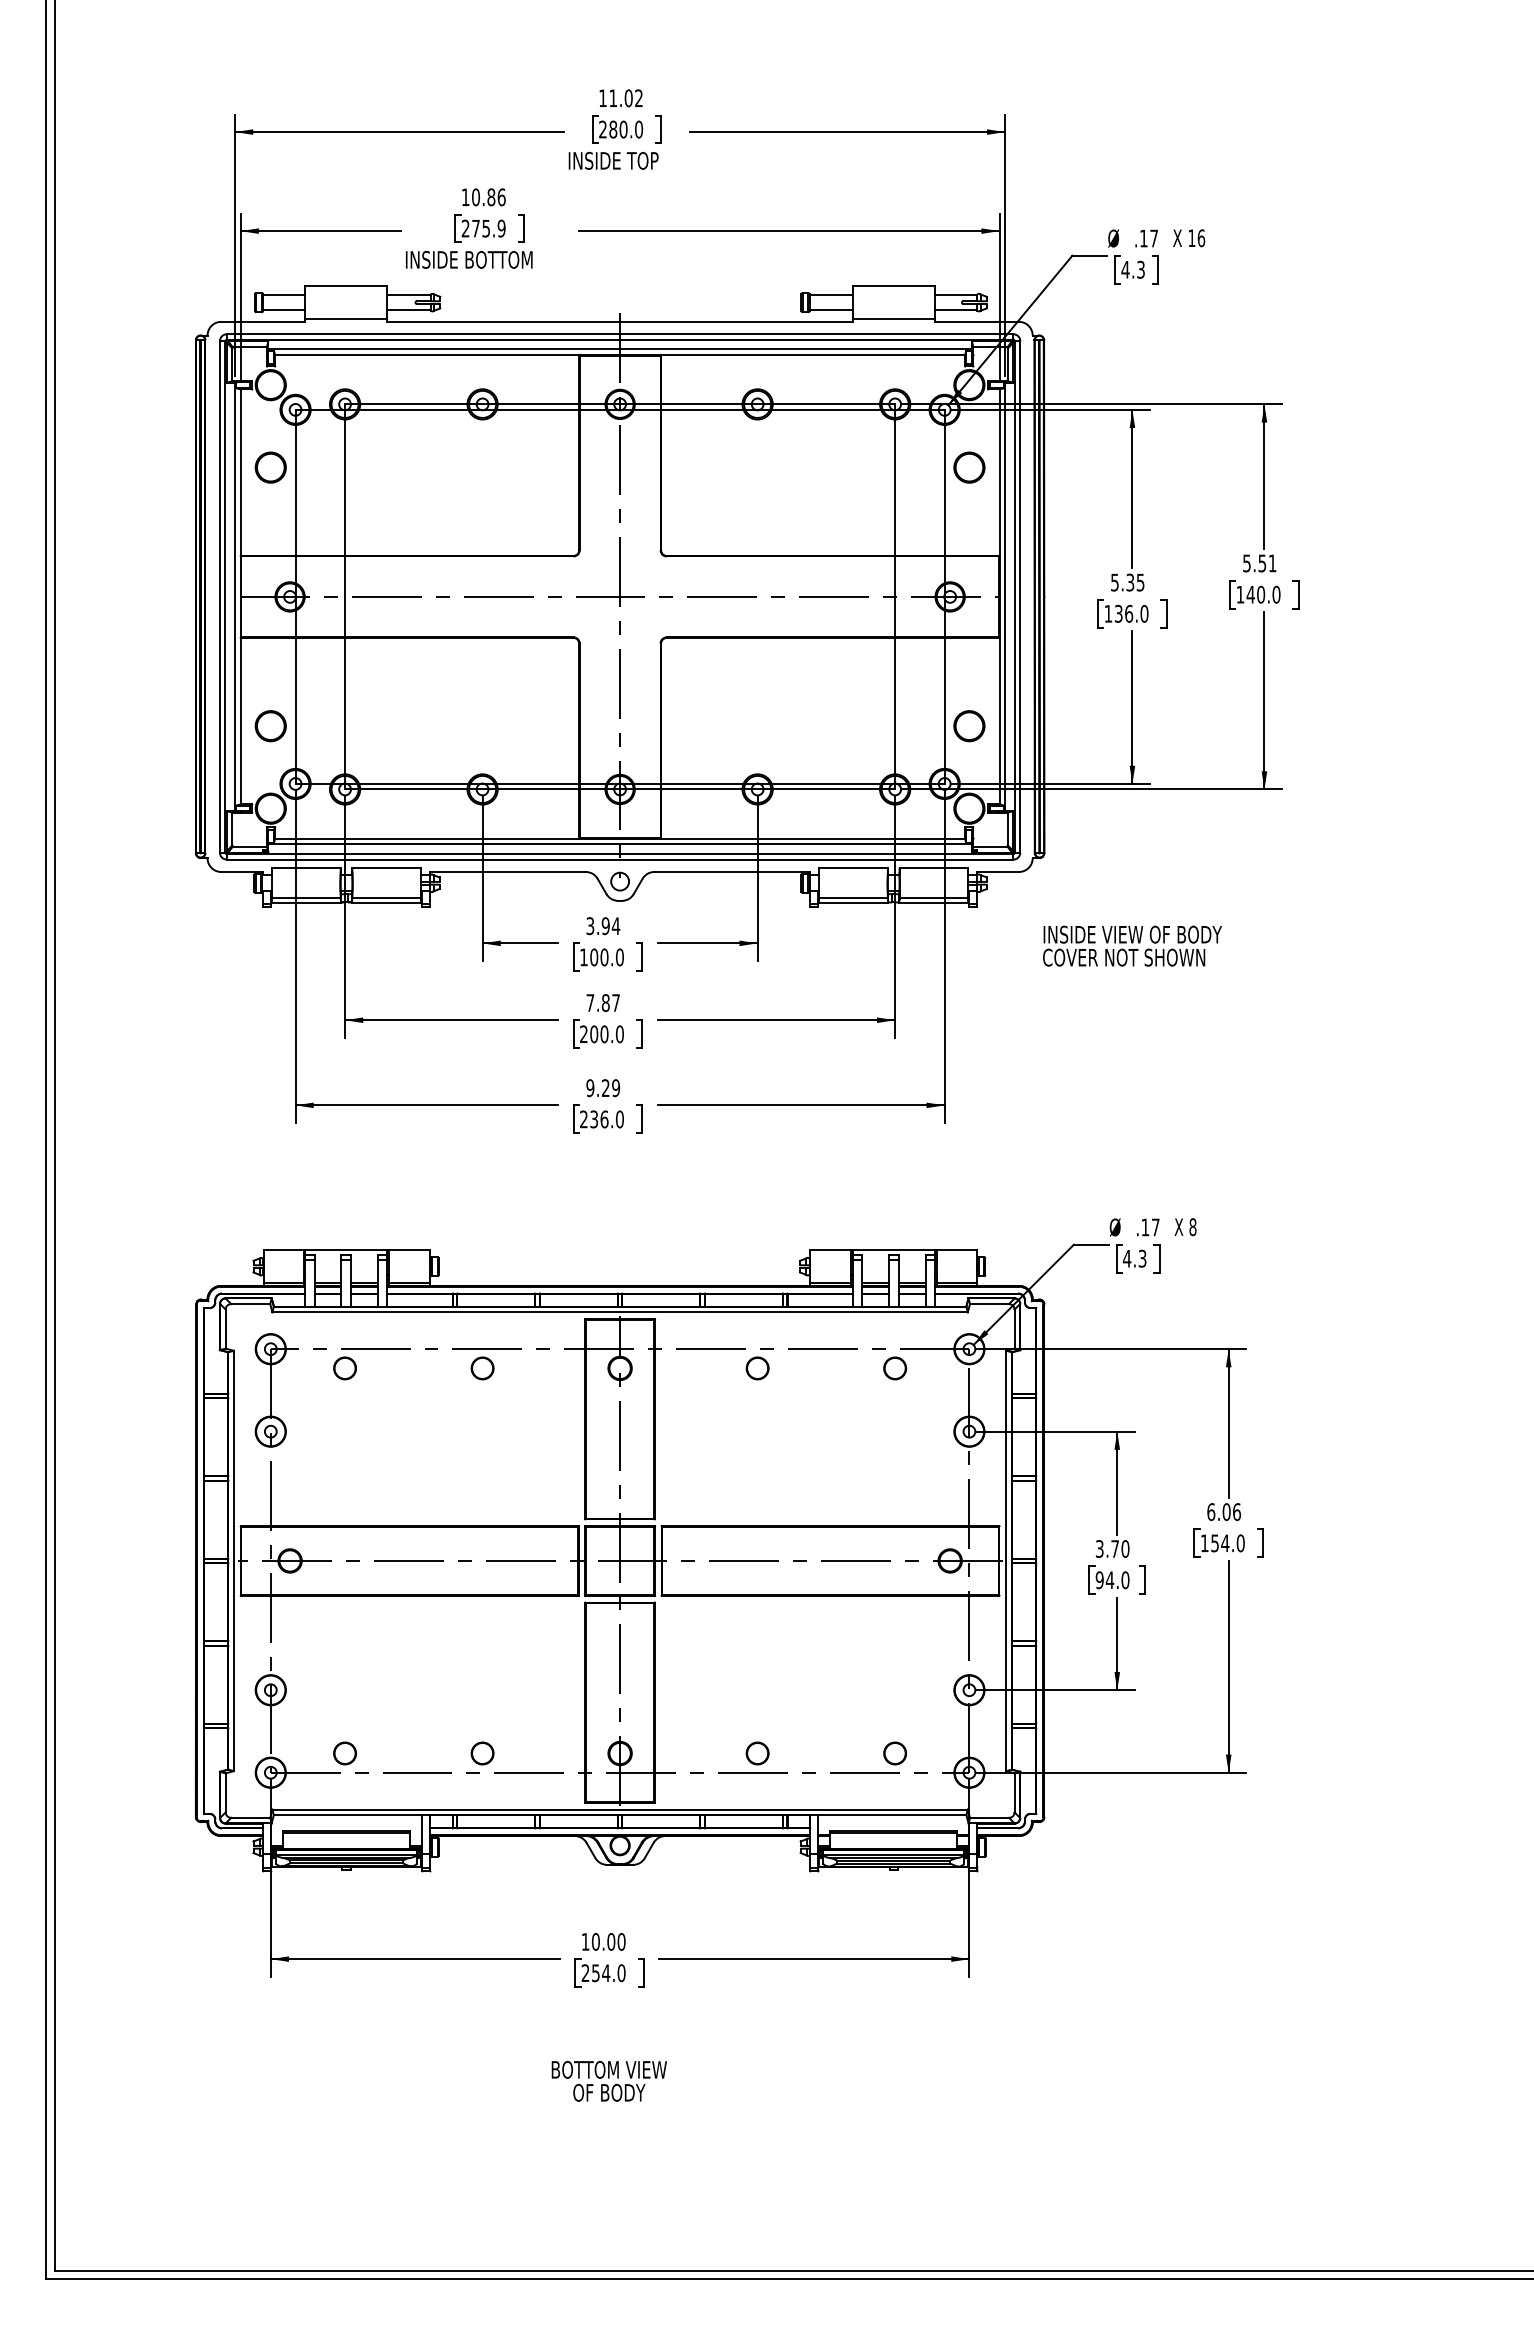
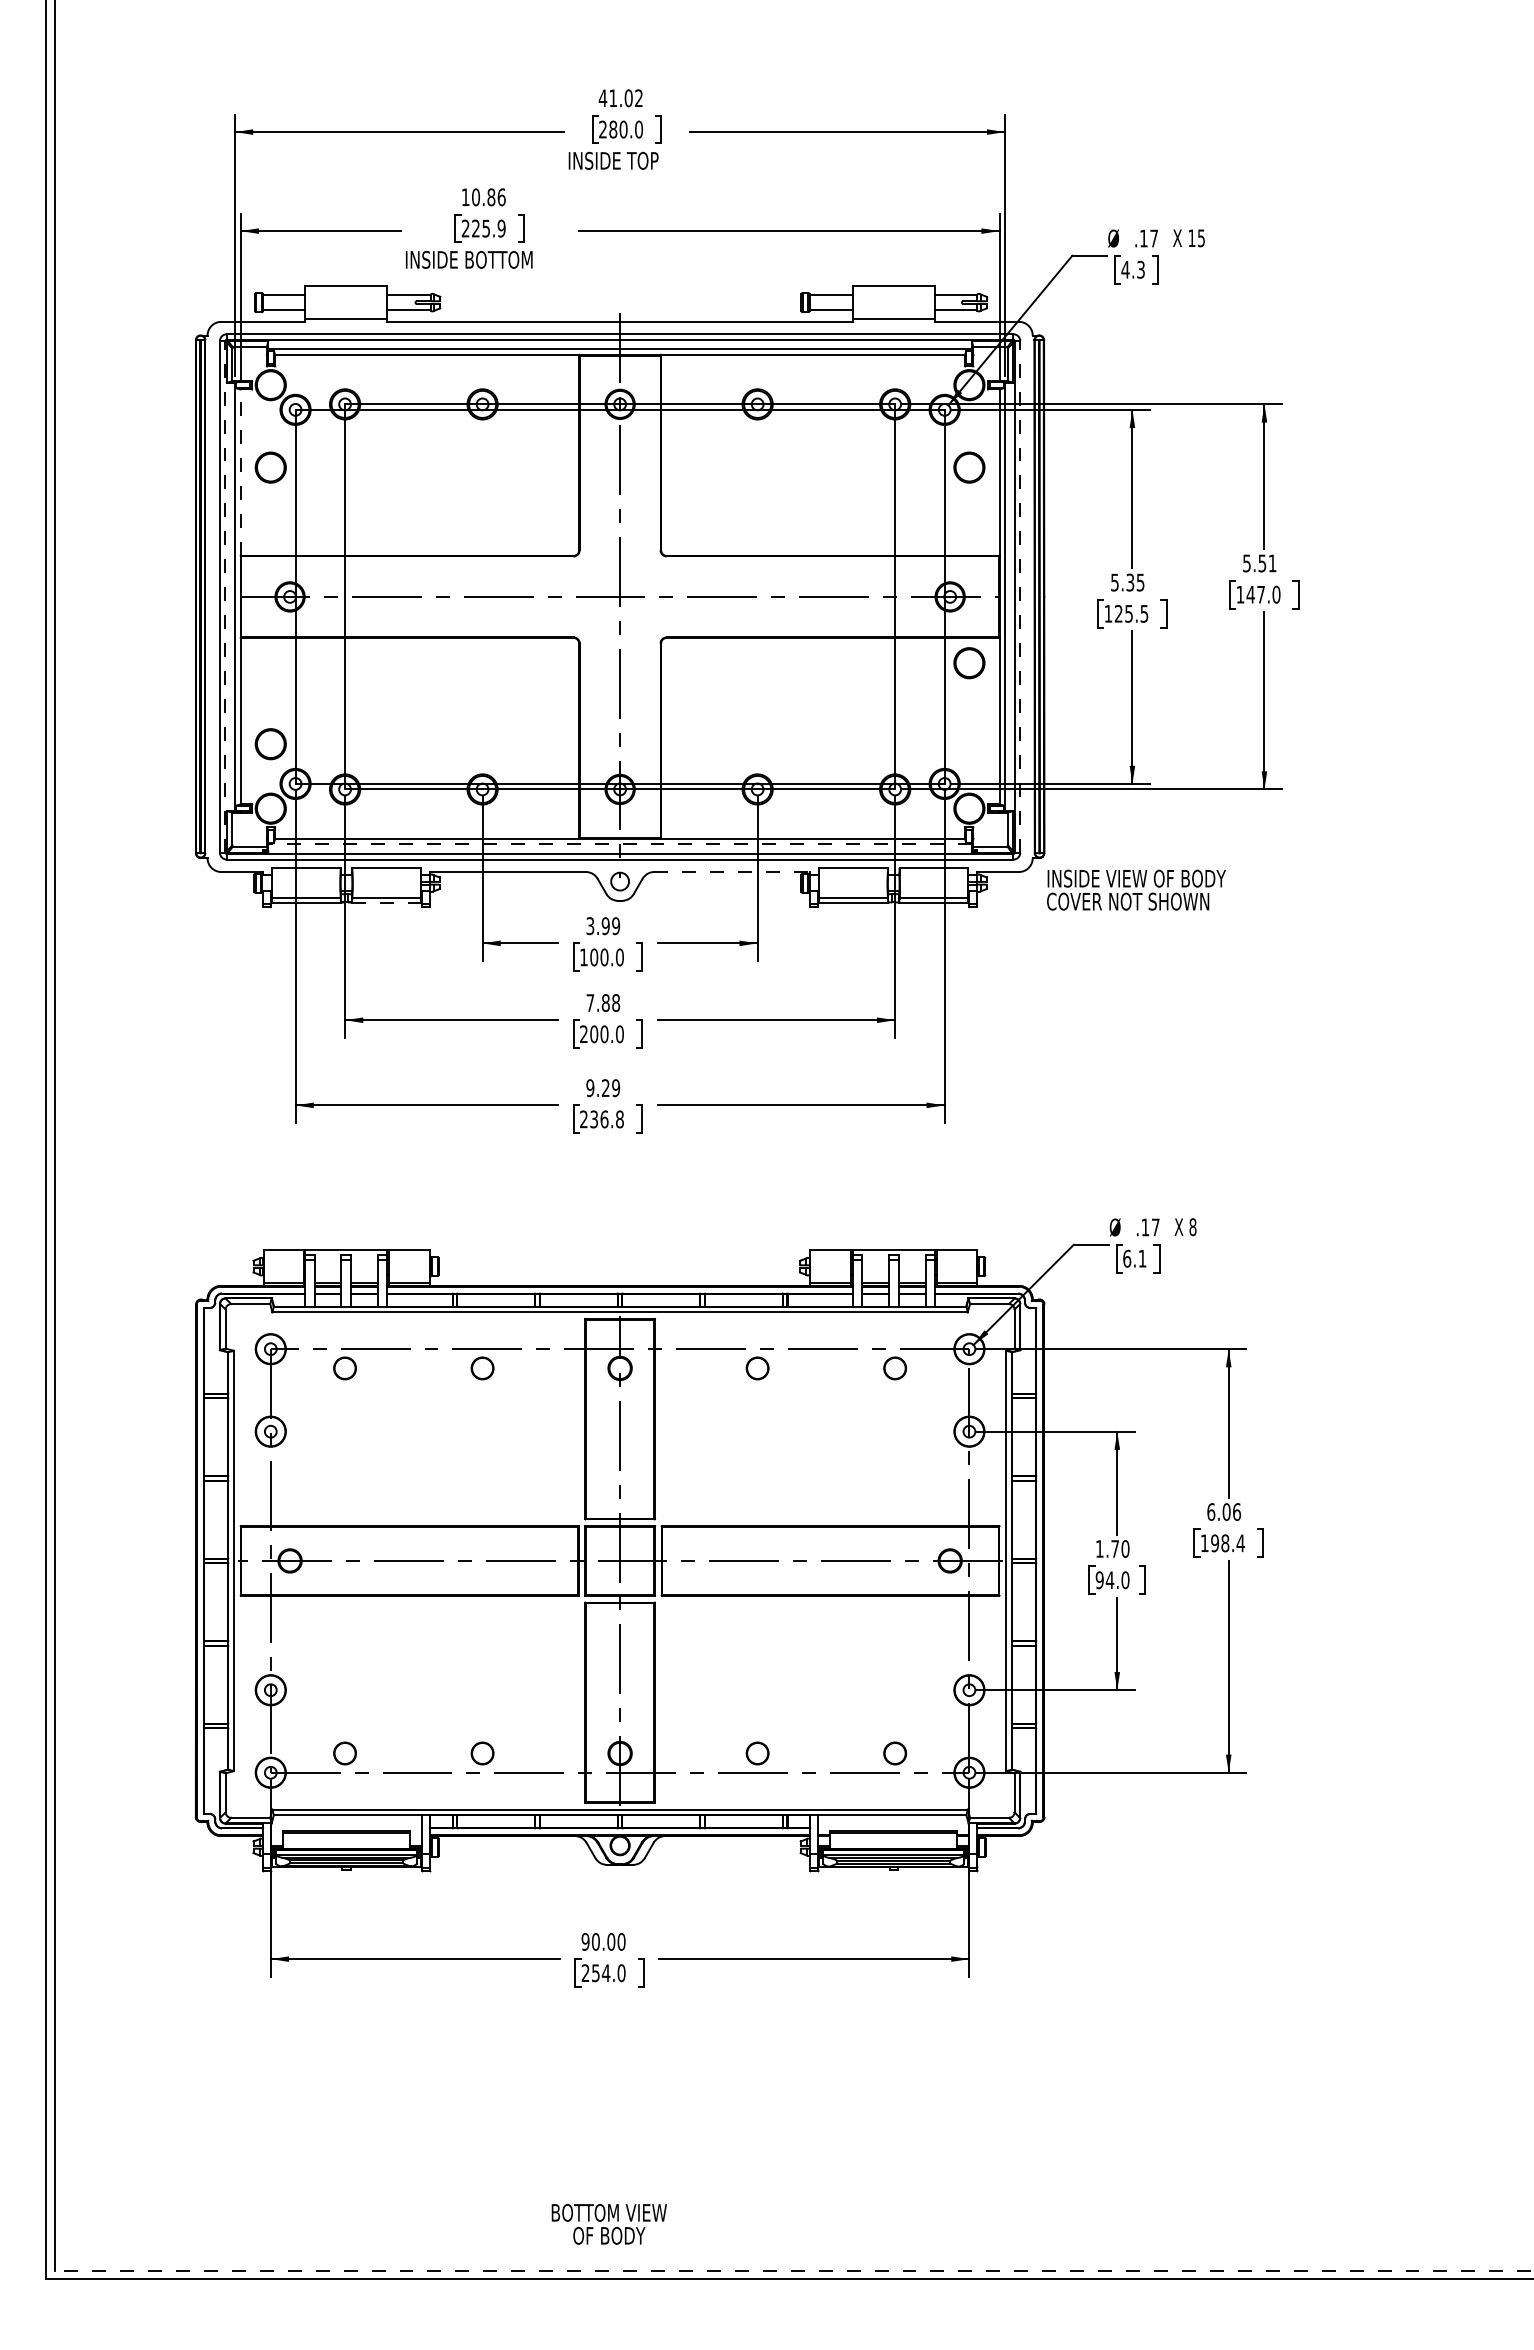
text: 11.02 -> 41.02 (602, 97)
text: 275.9 -> 225.9 (475, 228)
text: 16 -> 15 (1201, 238)
line: solid -> dashed (240, 472)
text: 140.0 -> 147.0 (1261, 594)
line: solid -> dashed (225, 596)
line: solid -> dashed (1020, 596)
text: 136.0 -> 125.5 (1131, 613)
part position: (270, 726) -> (270, 744) (270, 744)
part position: (969, 726) -> (969, 663) (969, 663)
line: solid -> dashed (620, 844)
line: solid -> dashed (732, 871)
line: solid -> dashed (386, 902)
text: 3.94 -> 3.99 (615, 926)
text position: (1132, 945) -> (1136, 889) (1136, 889)
text: 7.87 -> 7.88 (616, 1002)
text: 236.0 -> 236.8 (619, 1119)
text: 4.3 -> 6.1 (1134, 1258)
text: 154.0 -> 198.4 (1227, 1543)
text: 3.70 -> 1.70 (1099, 1548)
text: 10.00 -> 90.00 (585, 1941)
text position: (608, 2080) -> (608, 2223) (608, 2223)
line: solid -> dashed (793, 2270)
